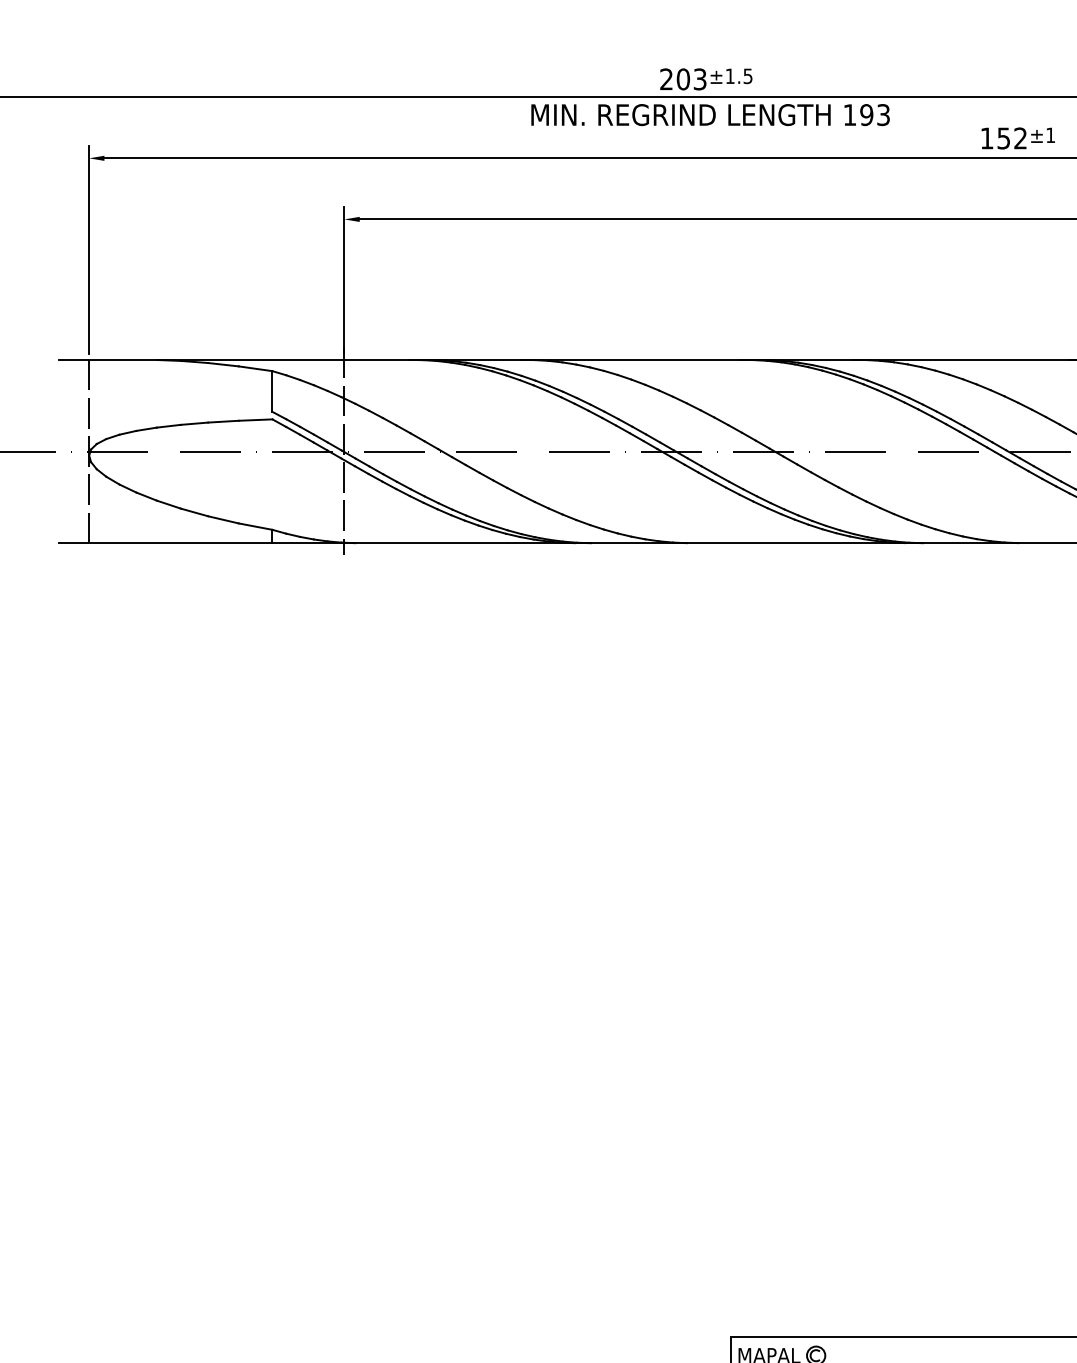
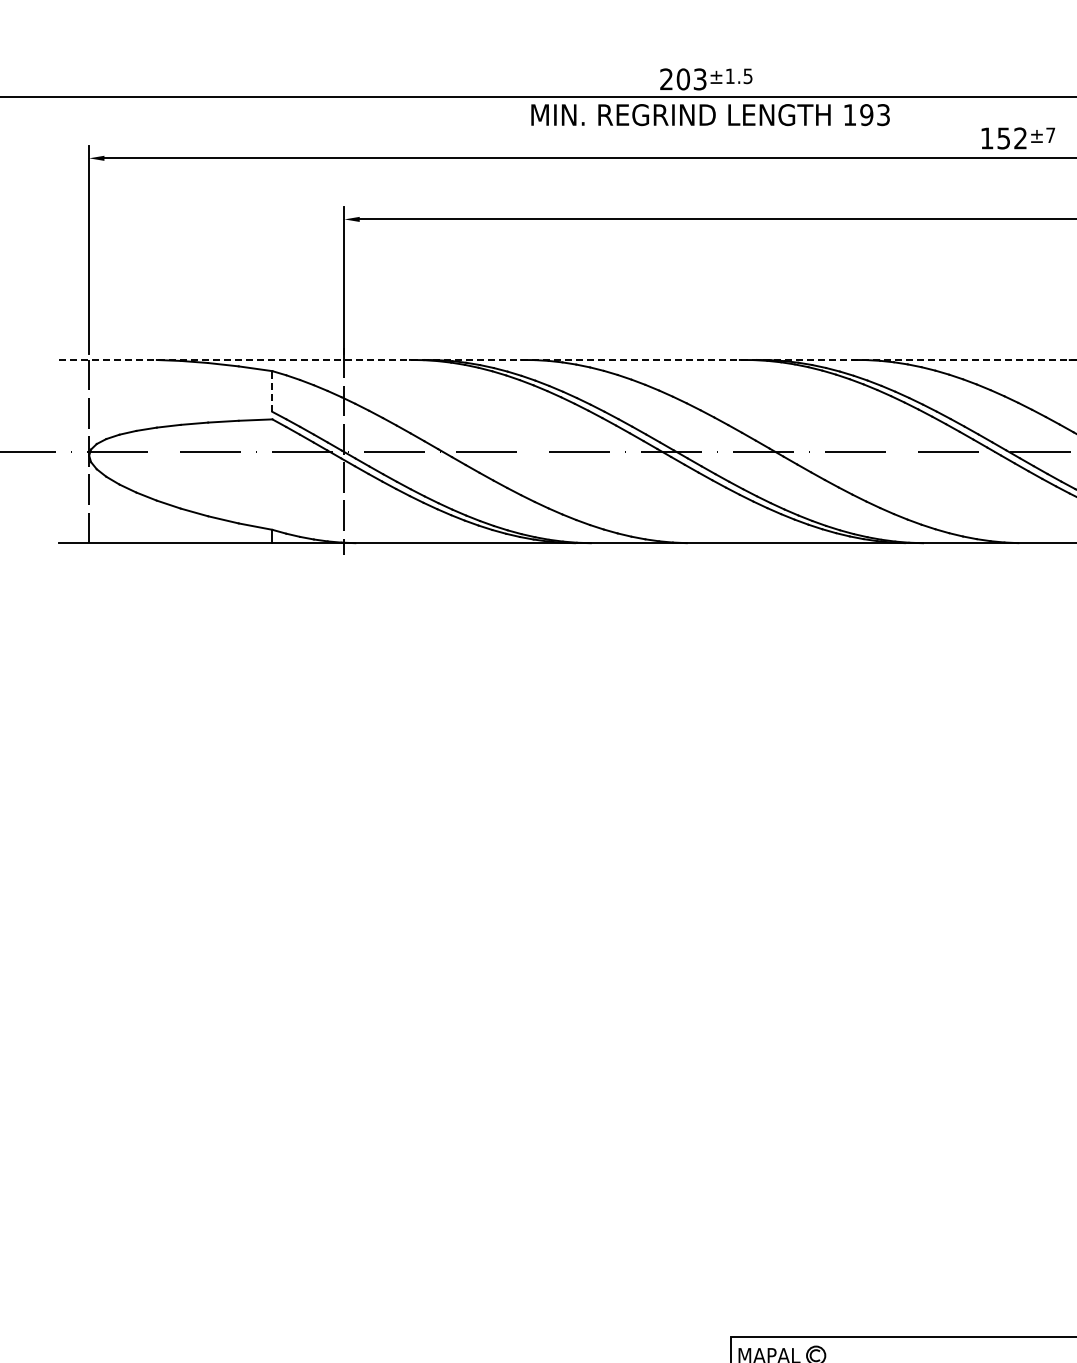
text: ±1 -> ±7 (1050, 134)
line: solid -> dashed (567, 359)
line: solid -> dashed (272, 391)
